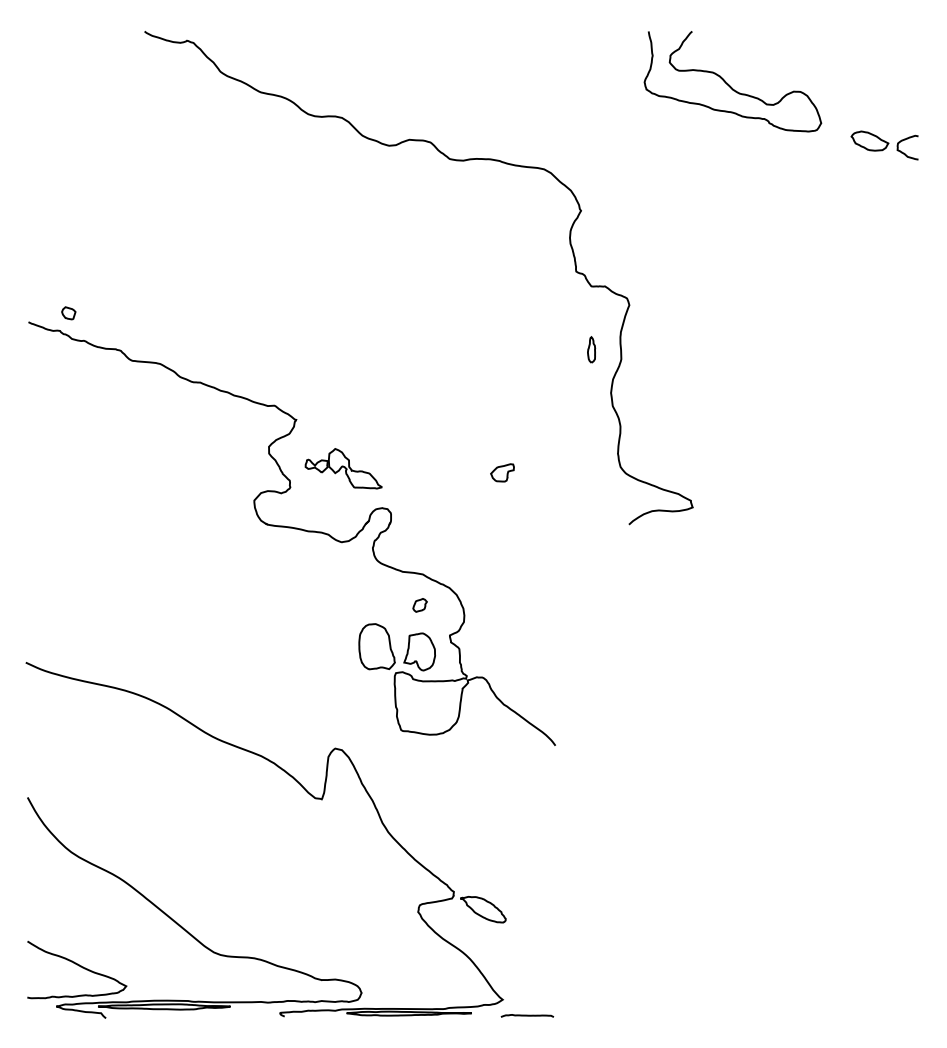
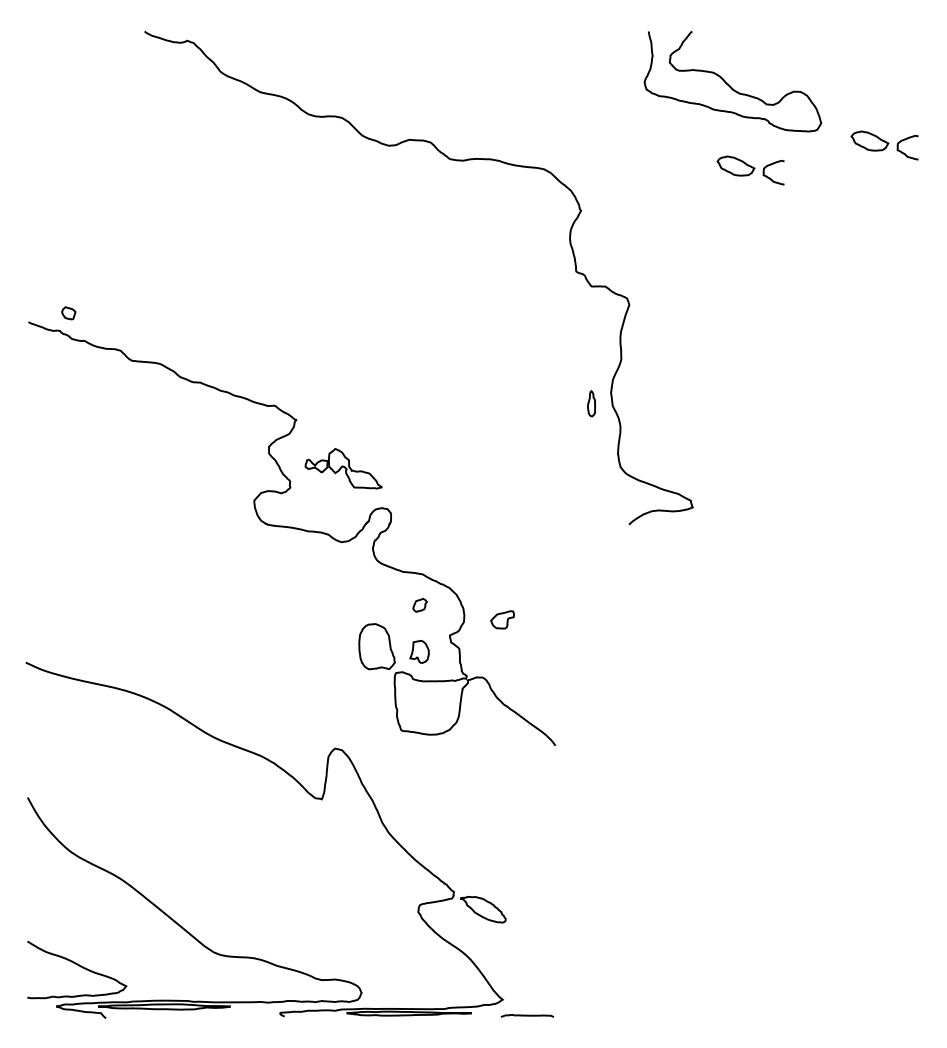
part: none -> present (750, 170)
part position: (591, 349) -> (591, 403) (591, 403)
part position: (502, 472) -> (502, 619) (502, 619)
part size: 33x40 px -> 21x24 px (419, 651)
